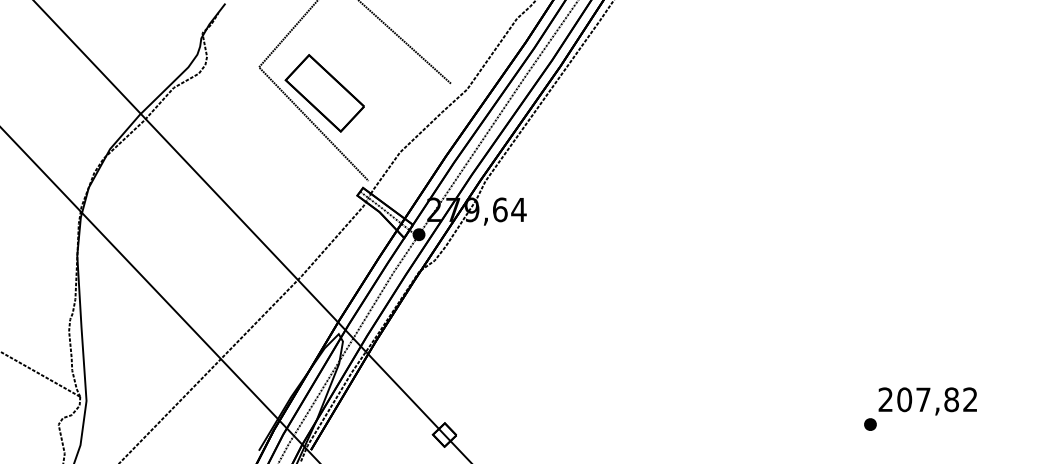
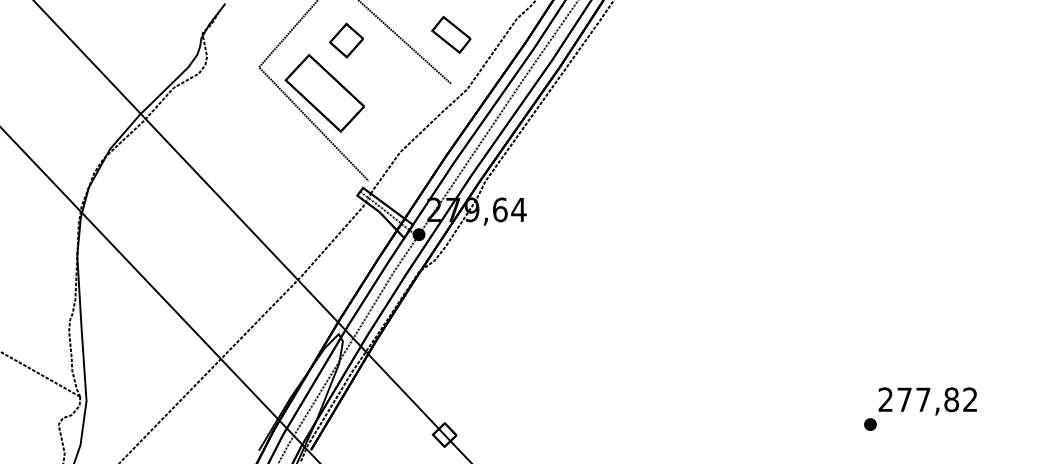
part: none -> present (451, 34)
part: none -> present (346, 40)
text: 207,82 -> 277,82 (904, 399)
